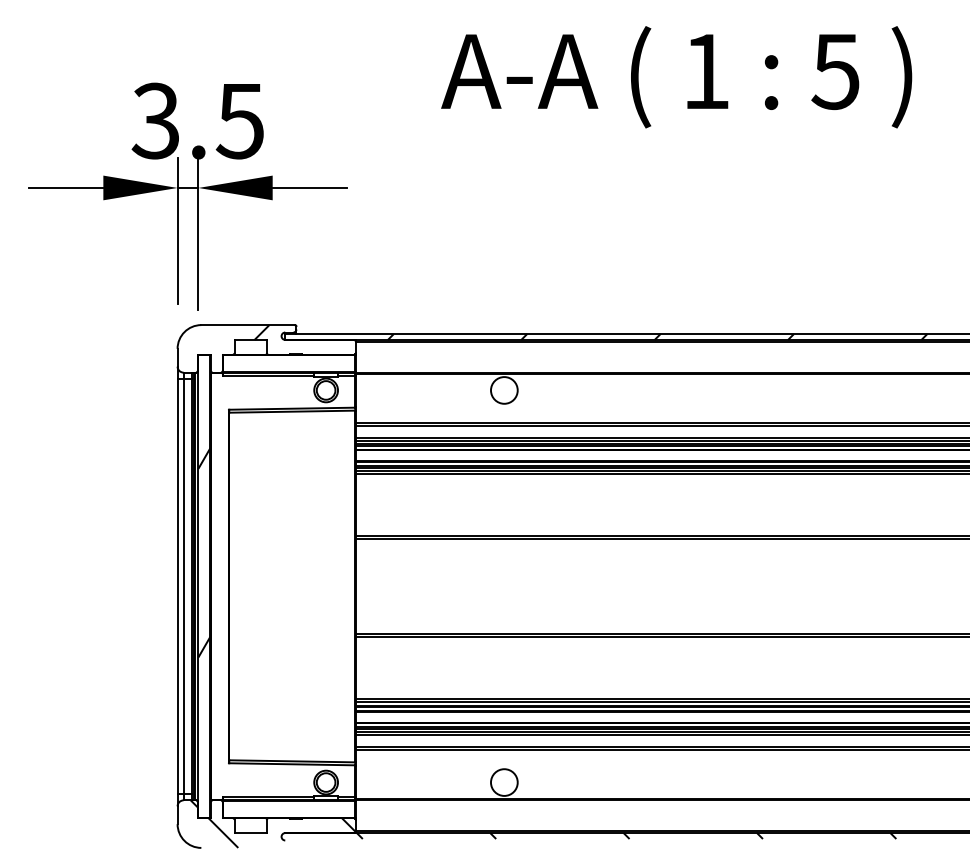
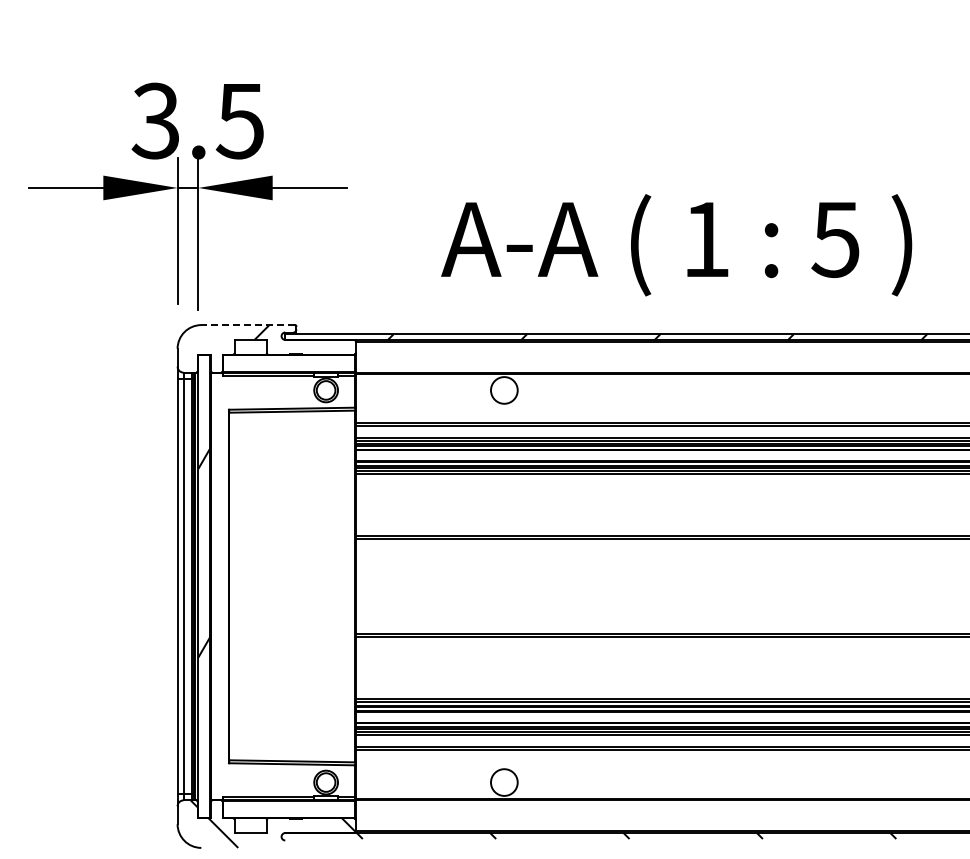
text position: (676, 77) -> (676, 245) (676, 245)
line: solid -> dashed (248, 325)
